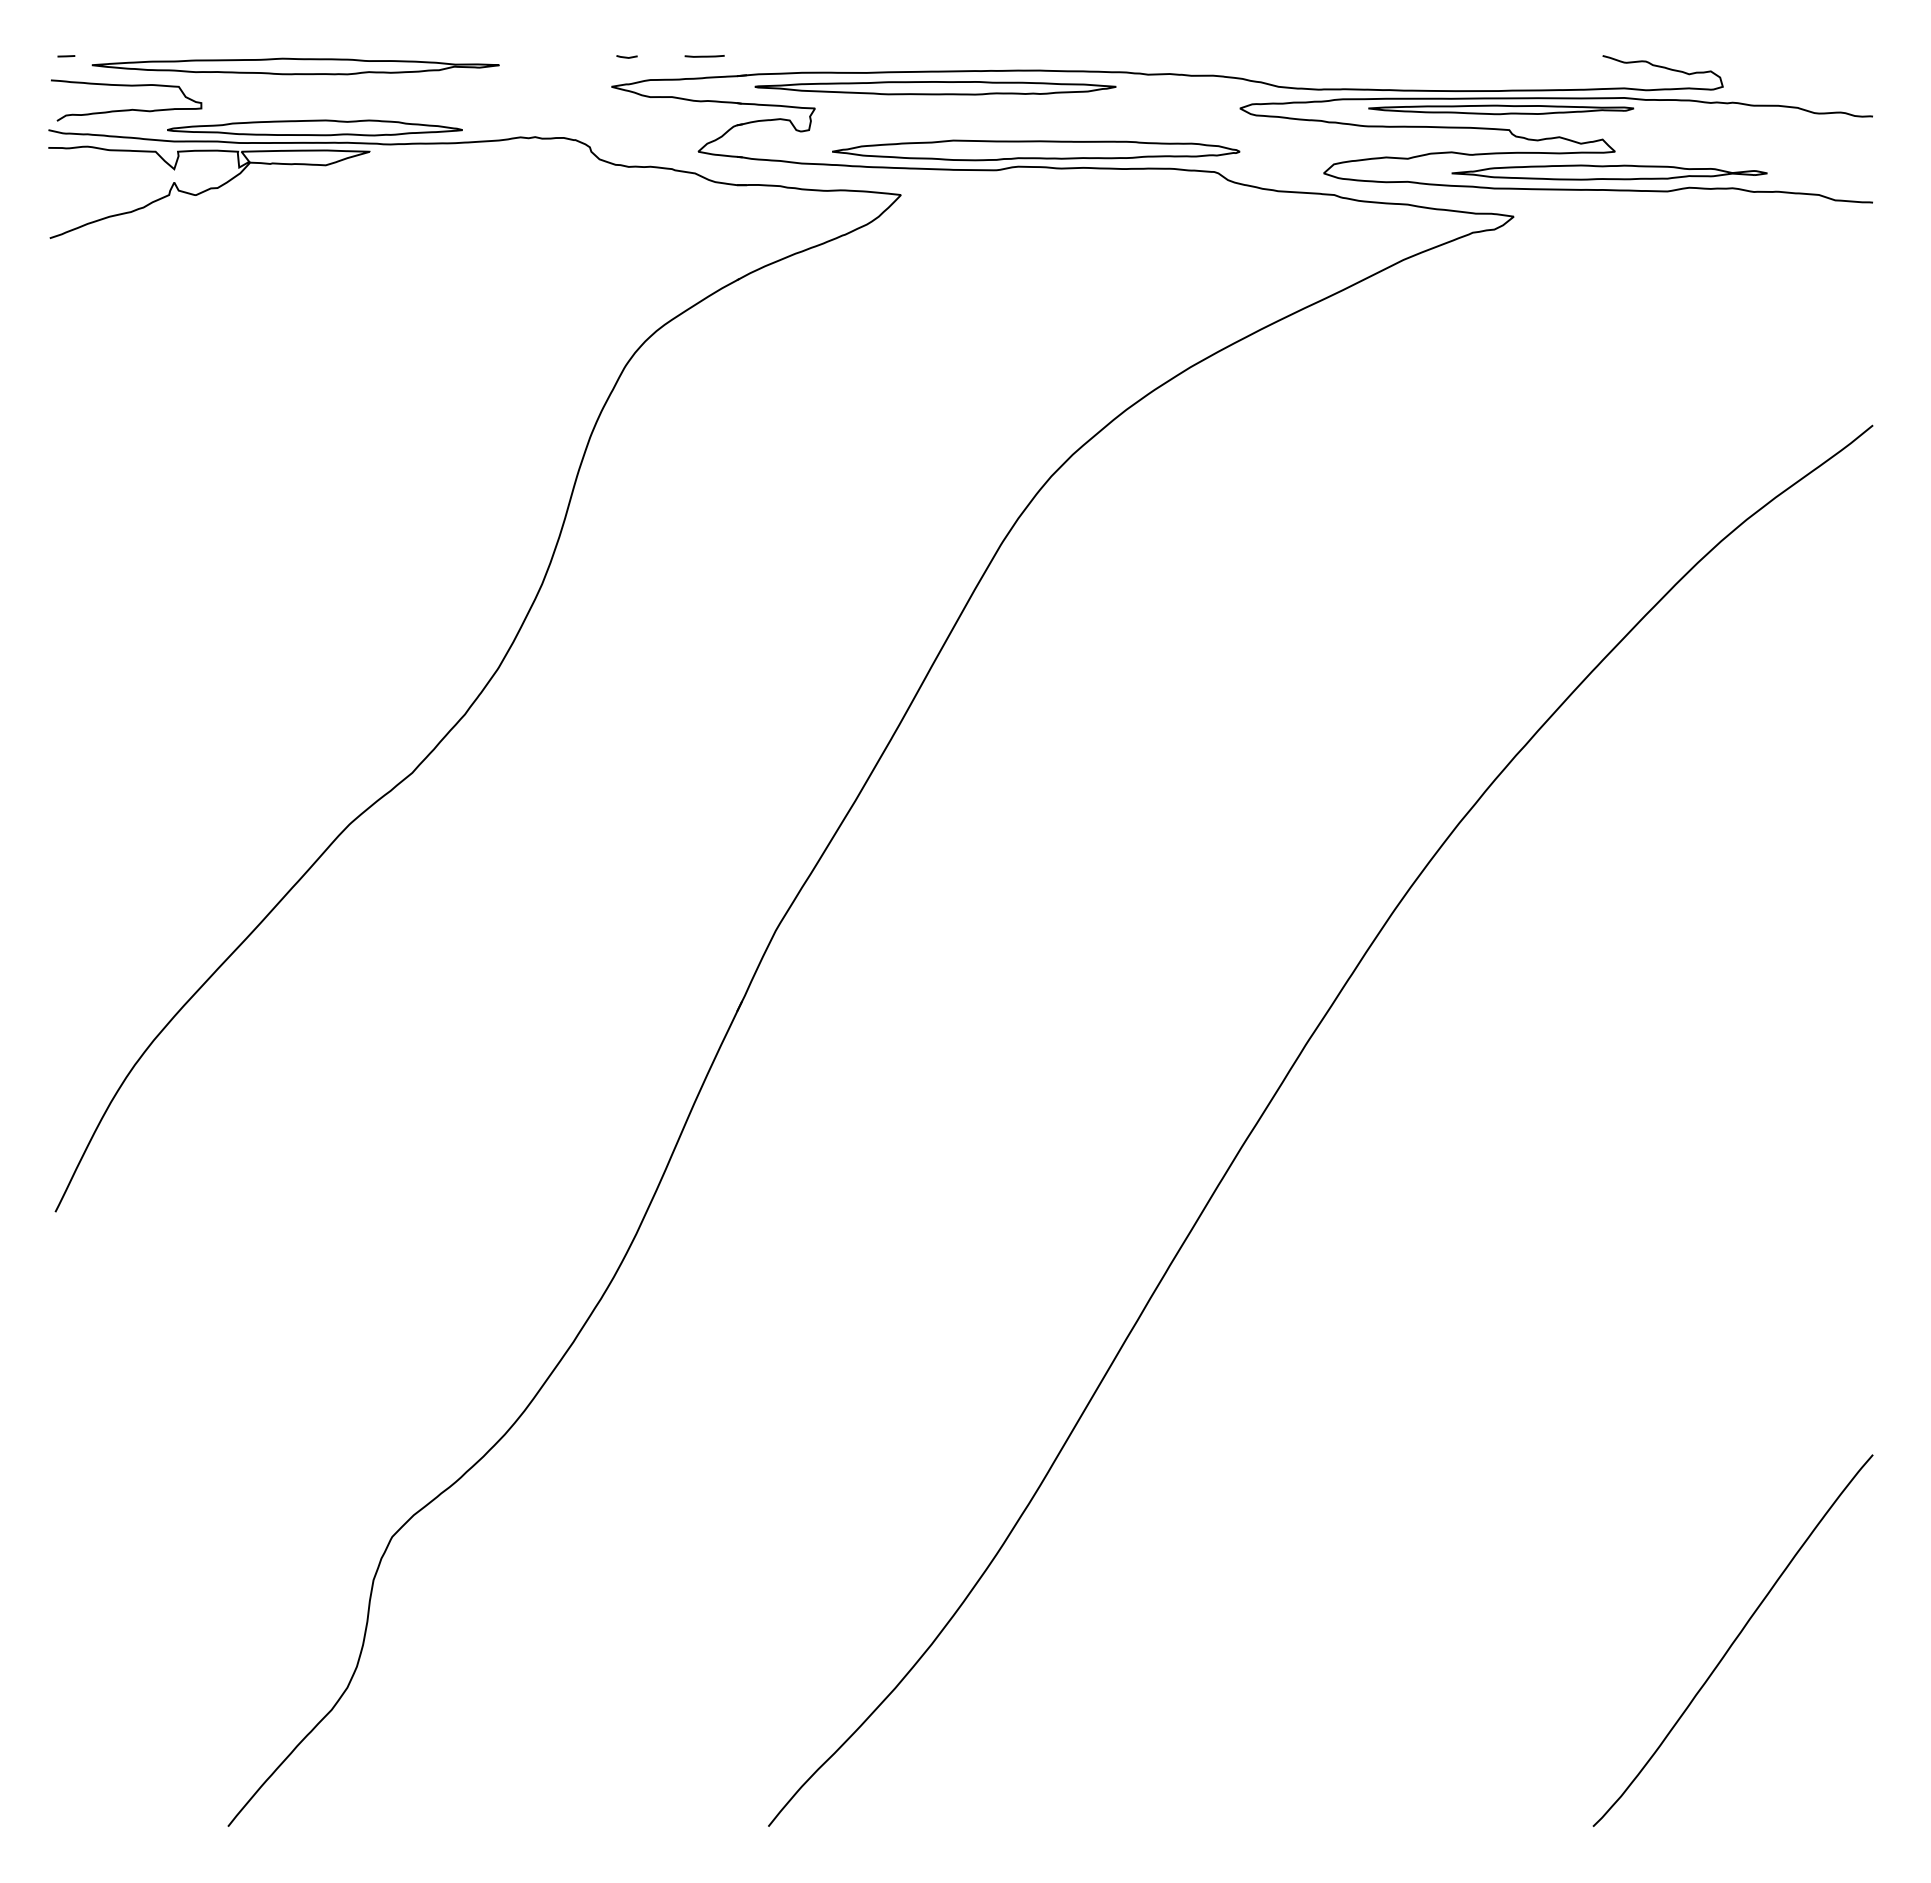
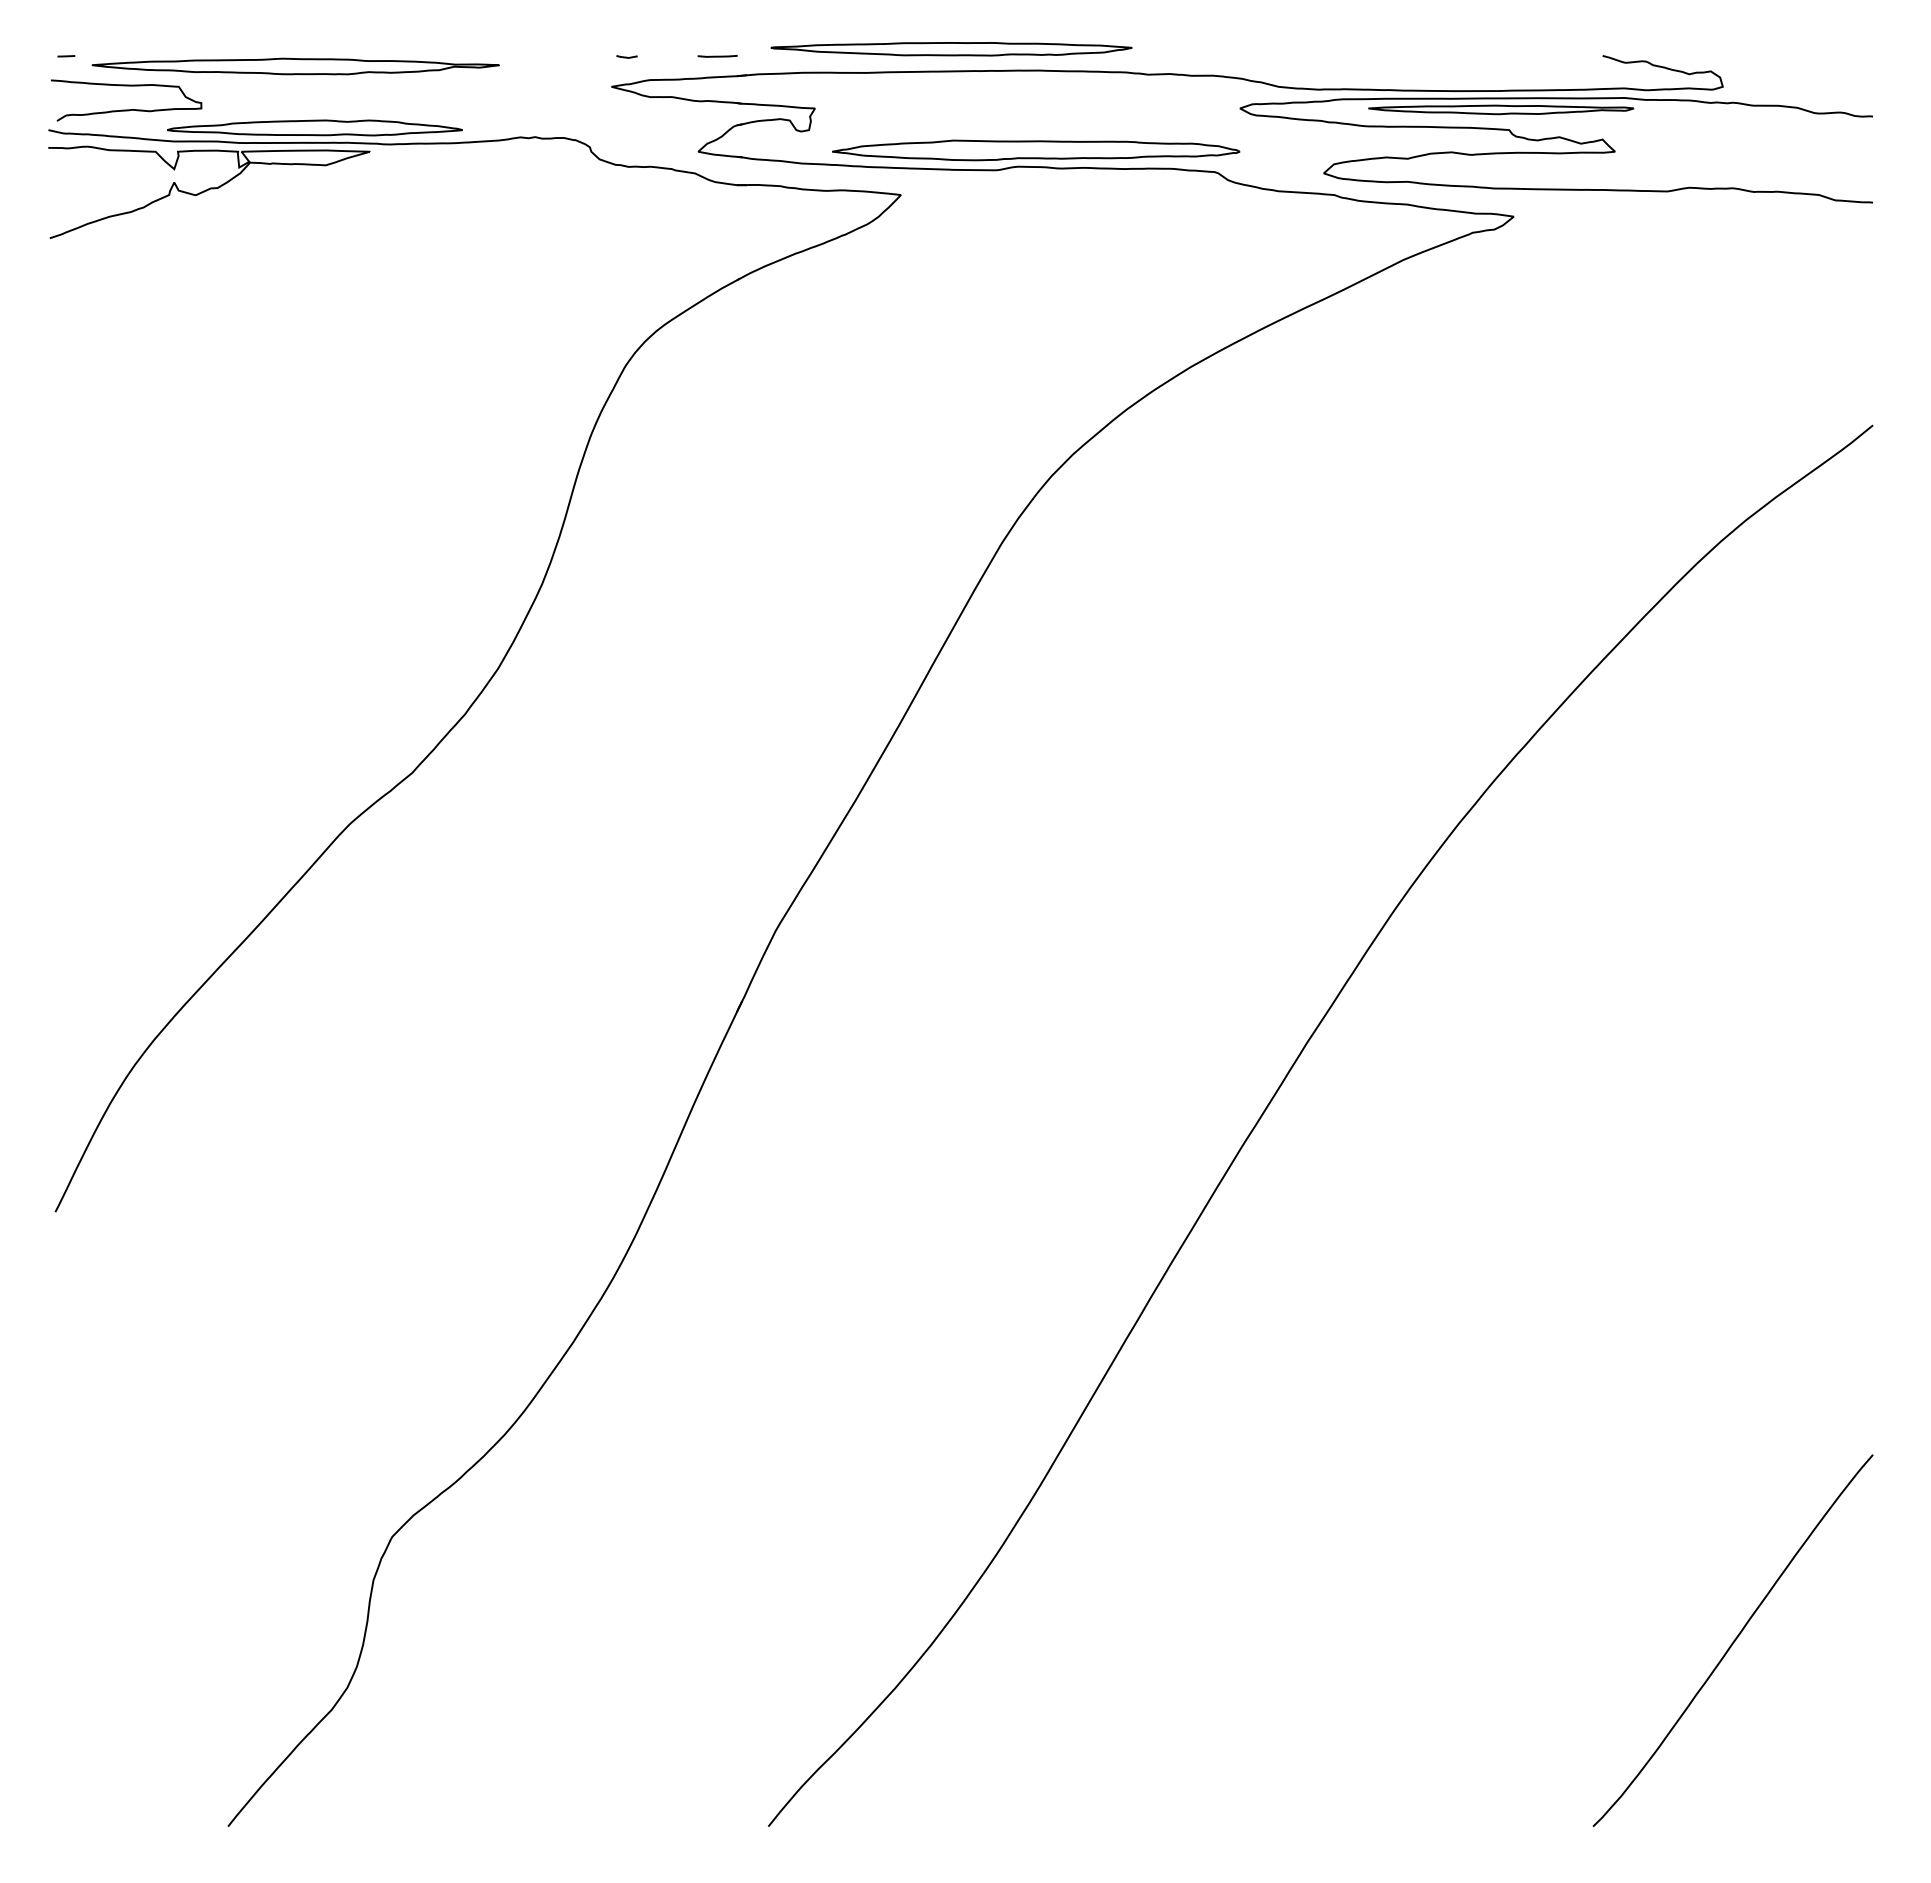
line position: (704, 56) -> (717, 56) (717, 56)
part position: (935, 88) -> (951, 49) (951, 49)
part: present -> none (1609, 172)
